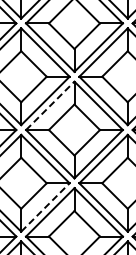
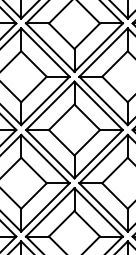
line: dashed -> solid (50, 105)
line: dashed -> solid (45, 207)
